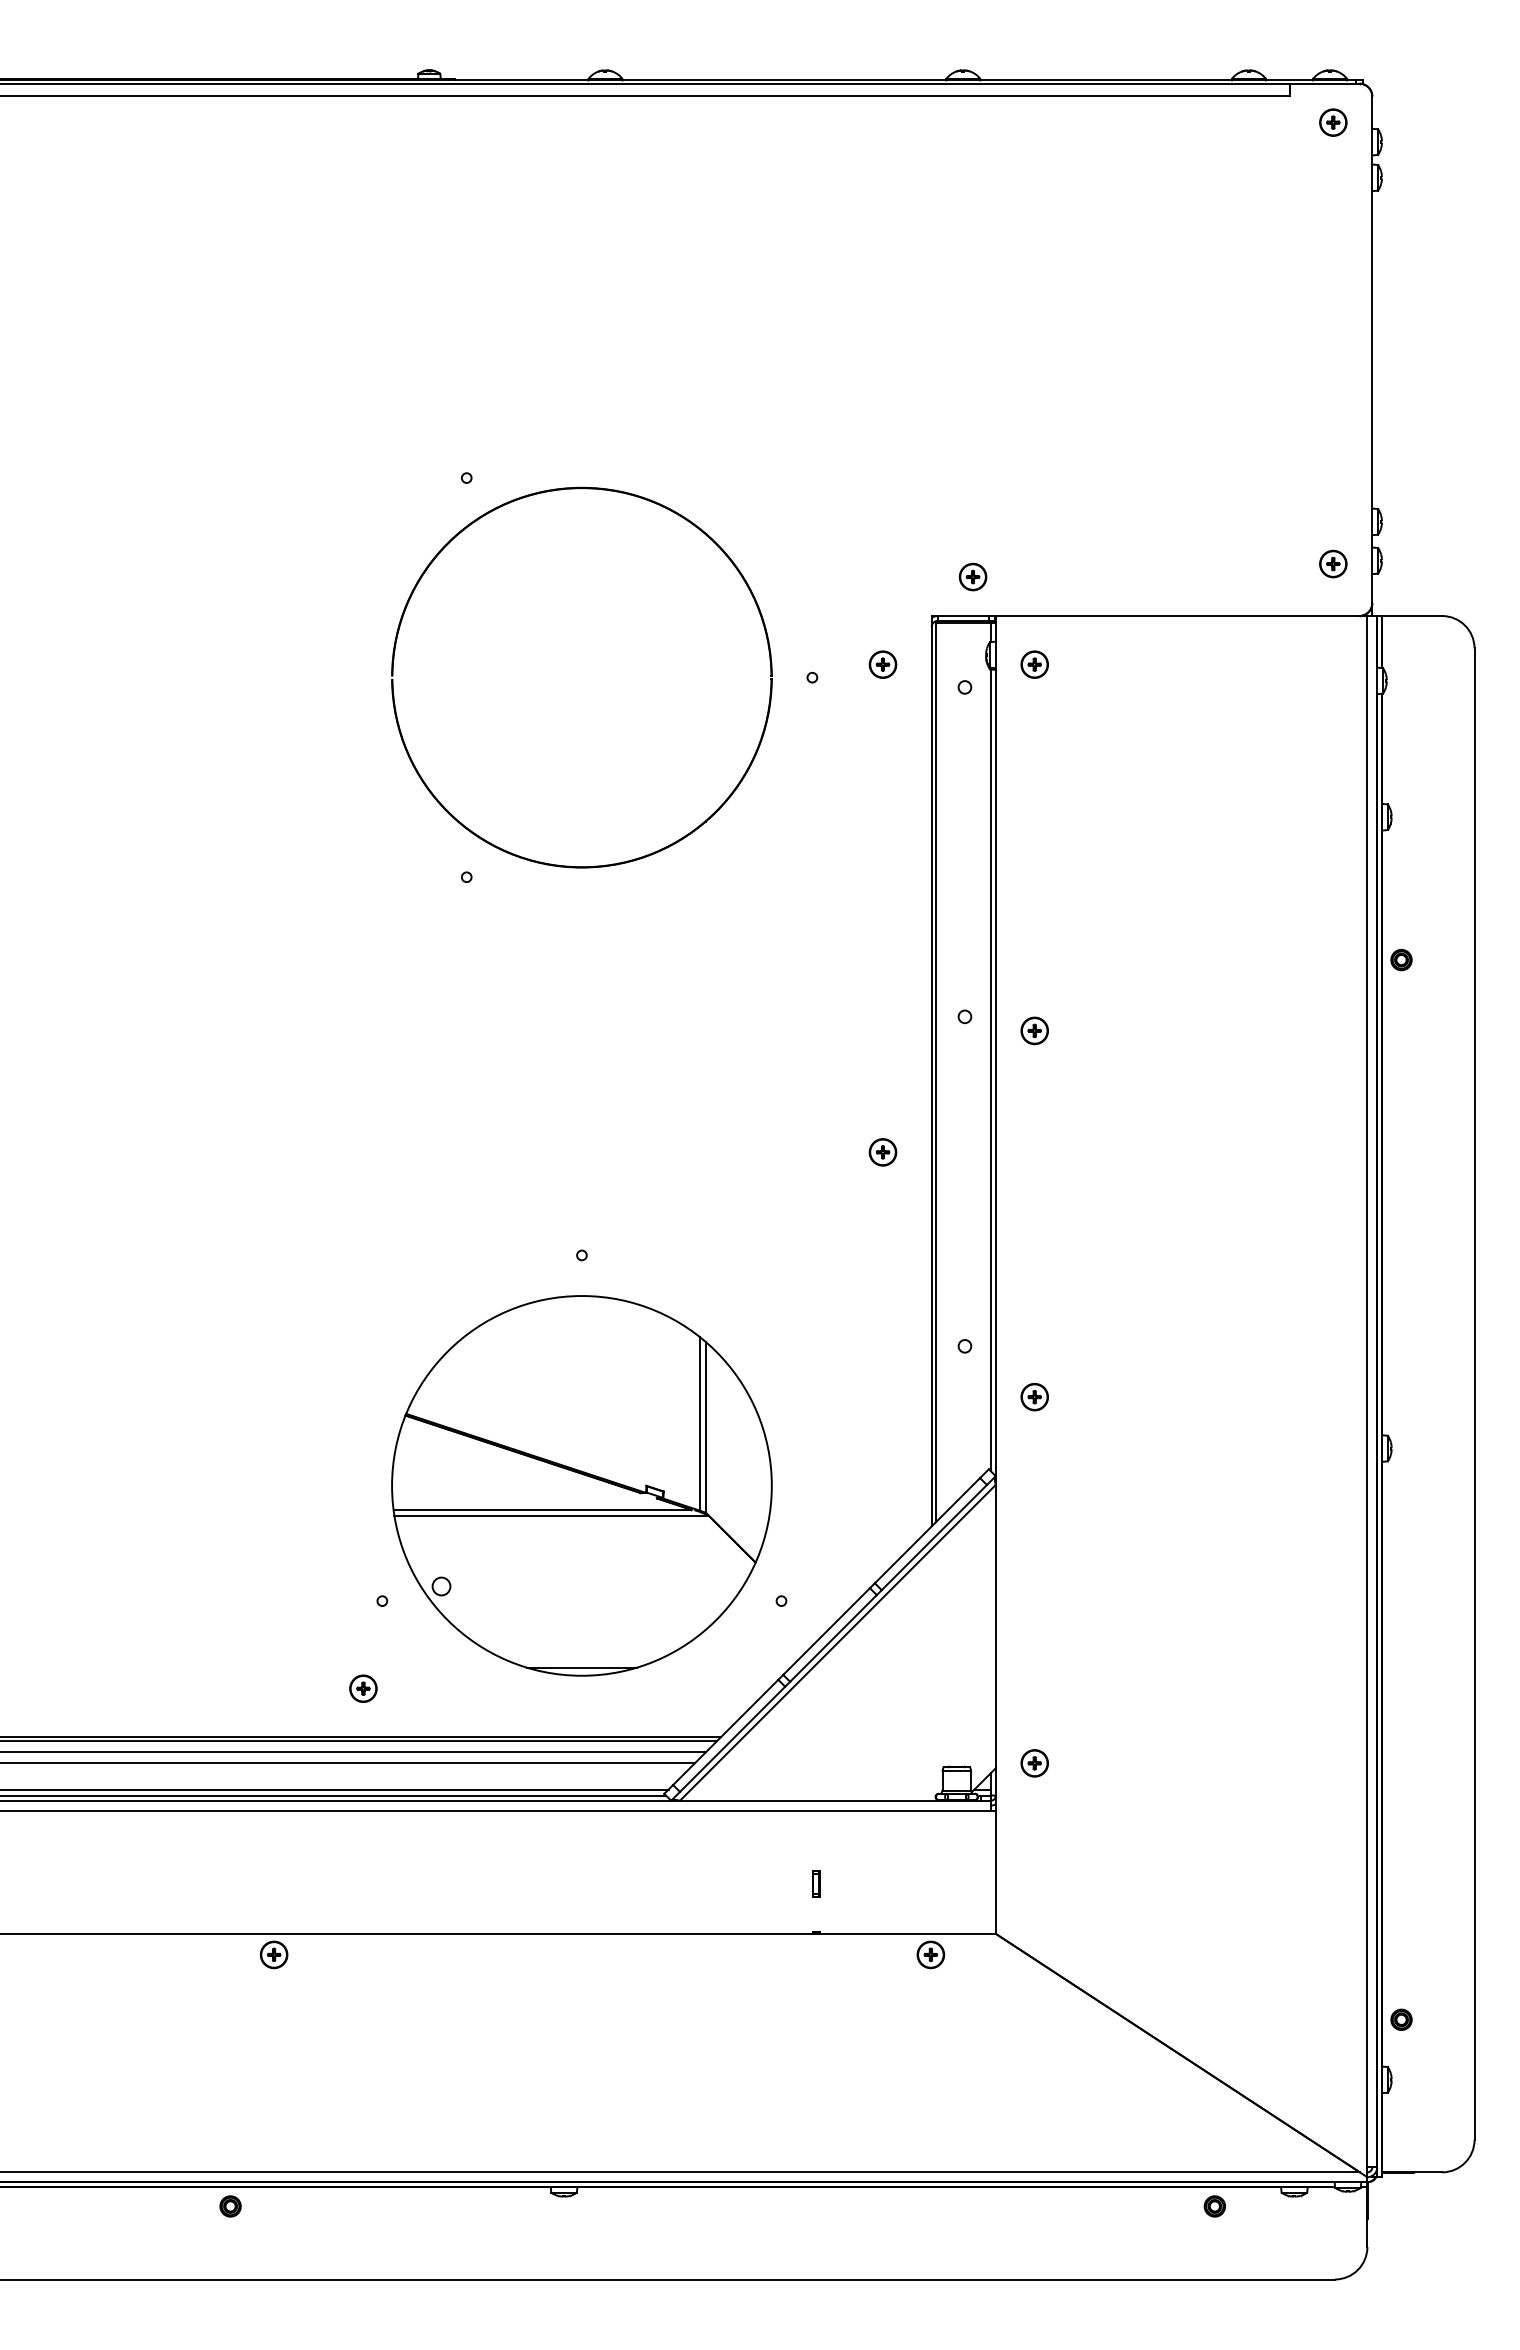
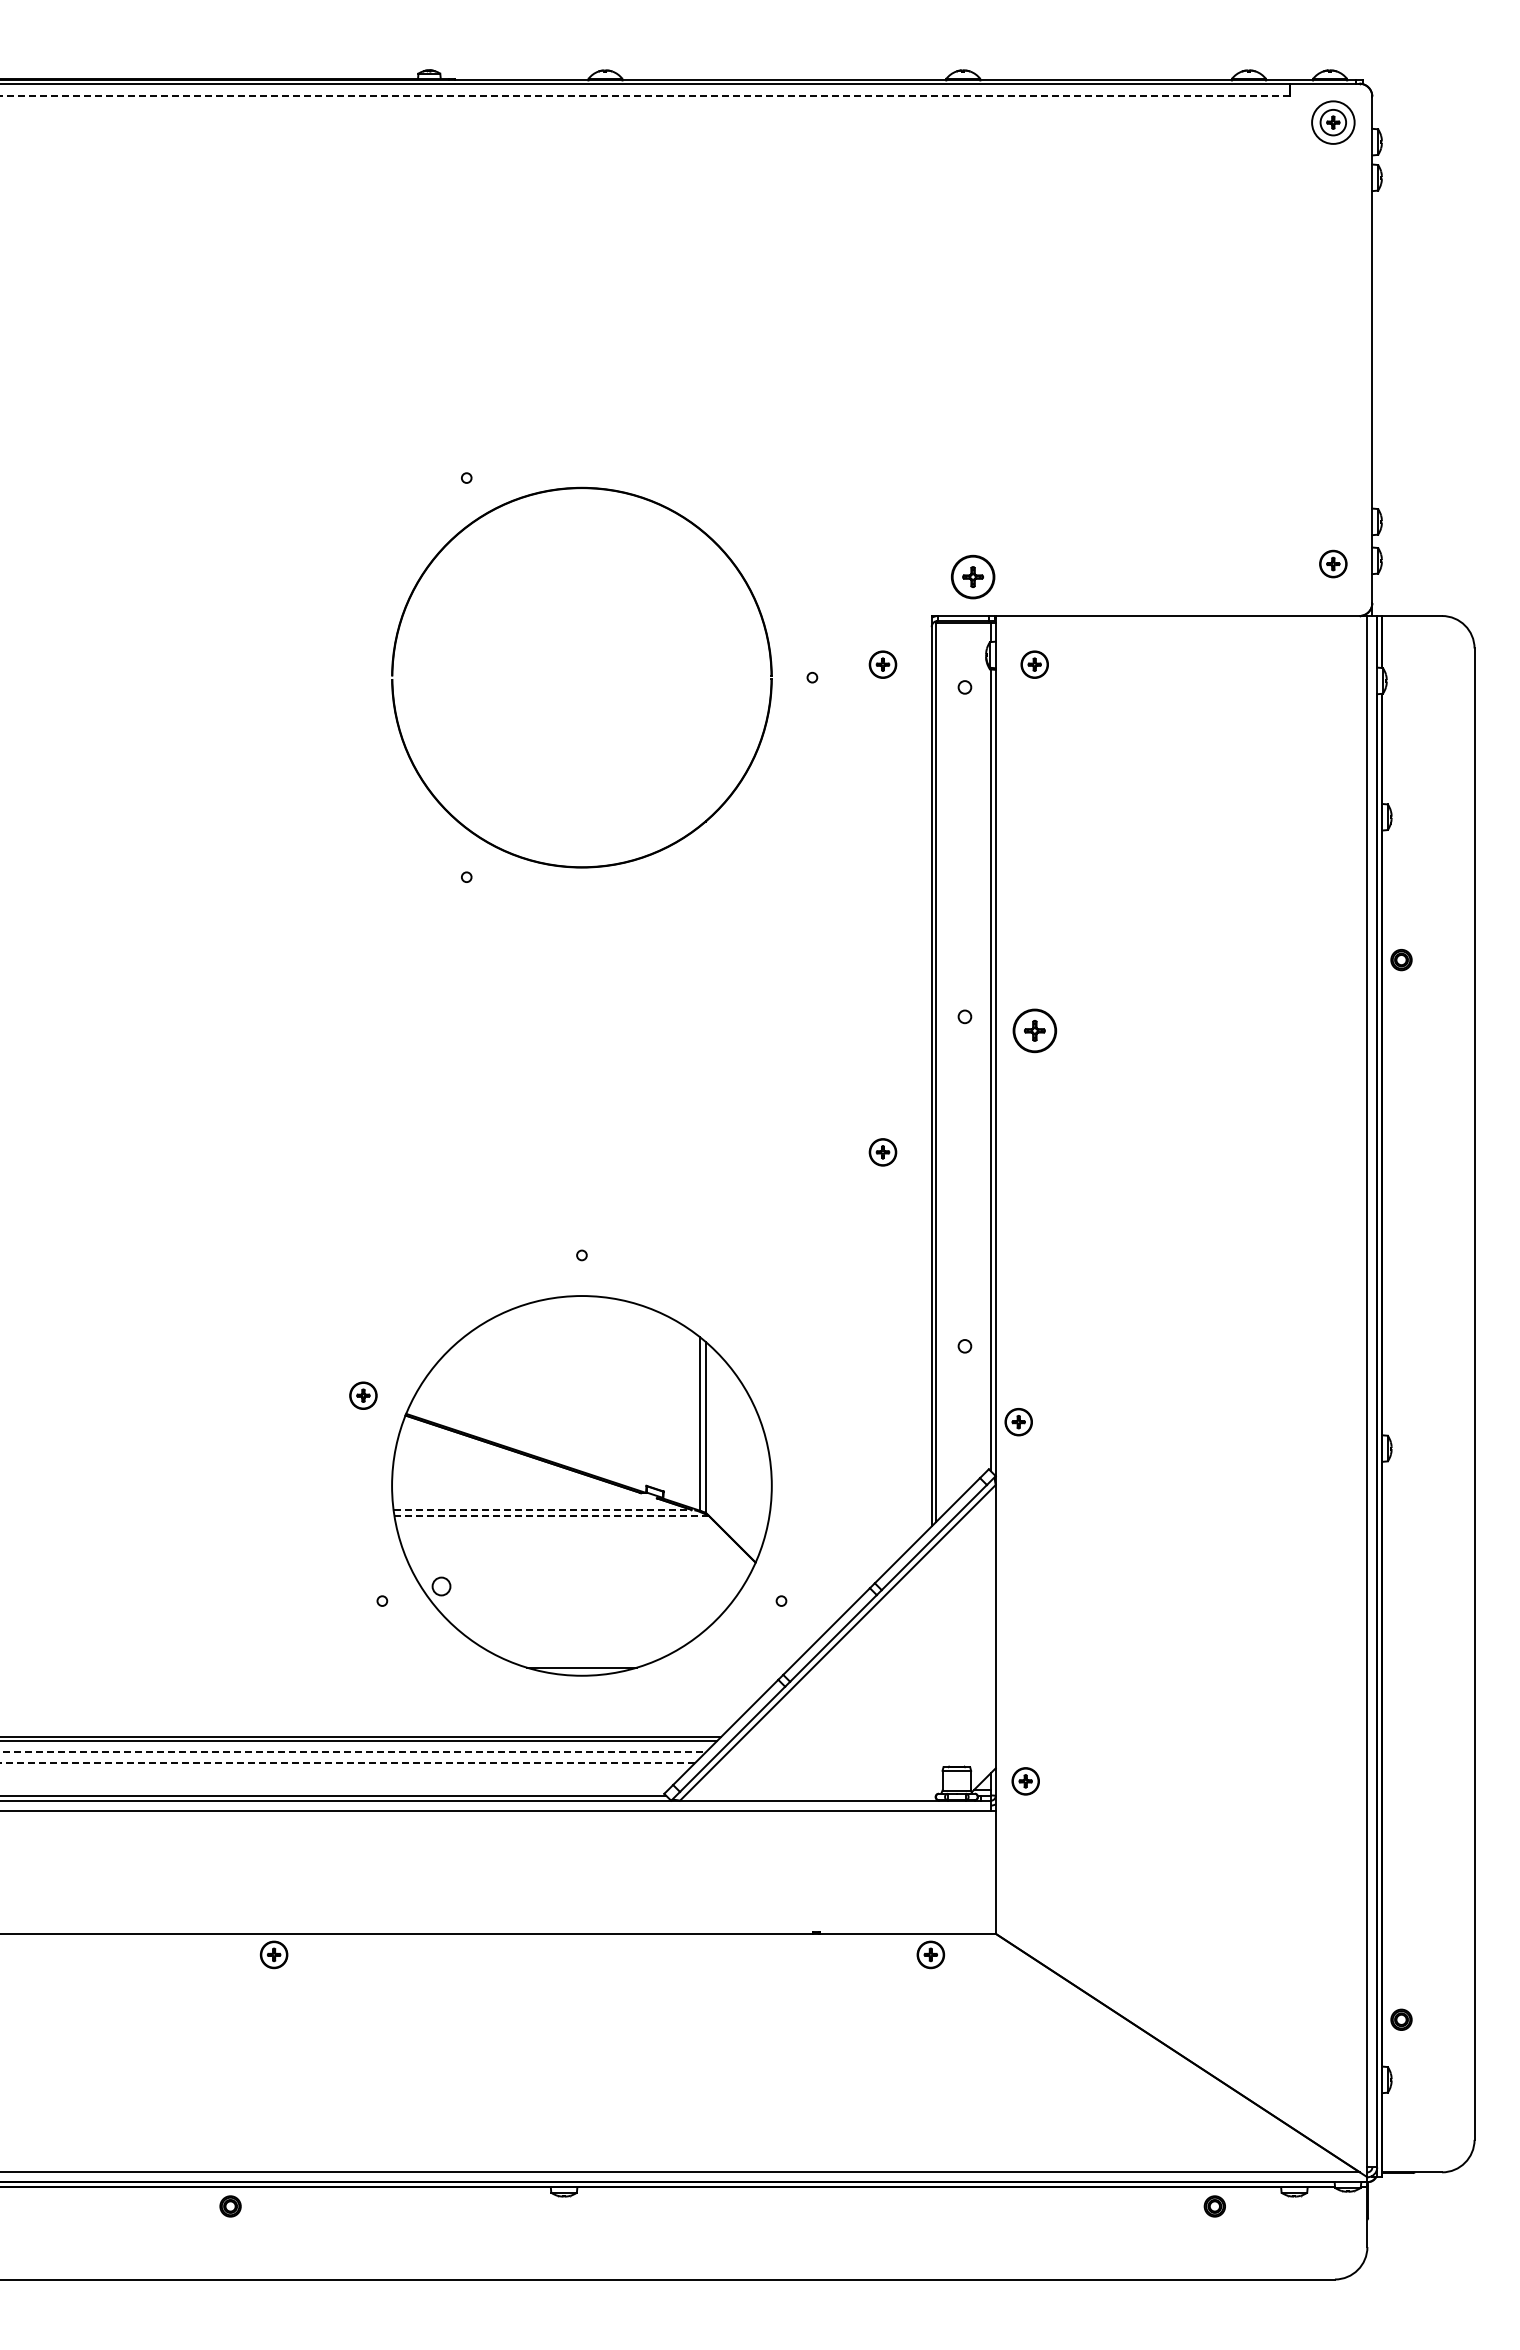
line: solid -> dashed (644, 96)
circle diameter: 27 px -> 43 px (1333, 122)
part size: 30x30 px -> 45x46 px (973, 576)
part size: 29x30 px -> 46x46 px (1034, 1030)
part position: (1034, 1397) -> (1018, 1422) (1018, 1422)
line: solid -> dashed (542, 1509)
line: solid -> dashed (551, 1516)
part position: (363, 1688) -> (363, 1395) (363, 1395)
line: solid -> dashed (353, 1752)
line: solid -> dashed (347, 1763)
part position: (1034, 1763) -> (1025, 1781) (1025, 1781)
line: present -> none (335, 1789)
part: present -> none (816, 1883)
